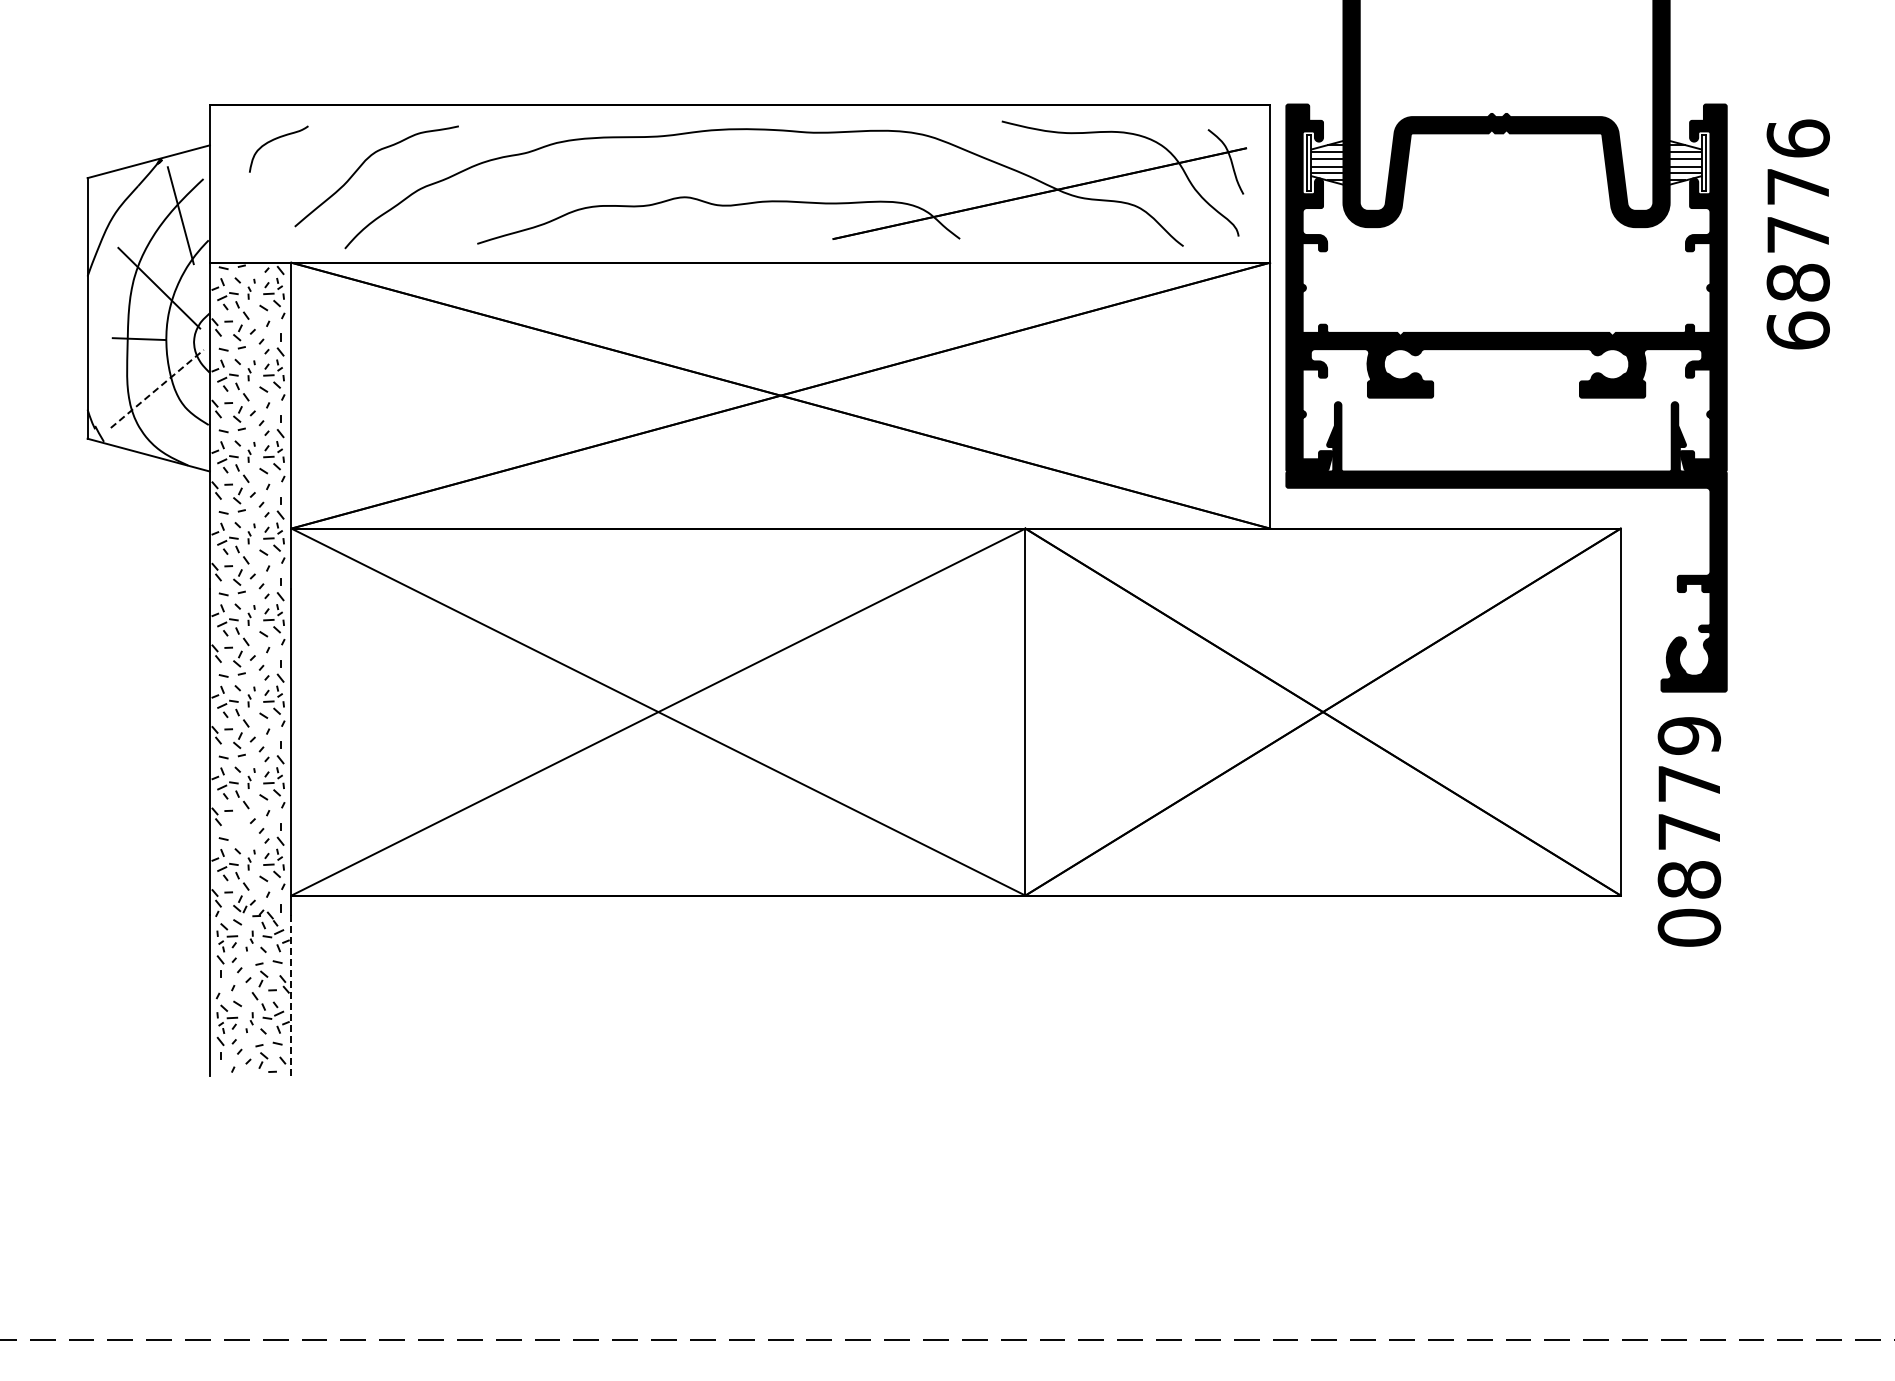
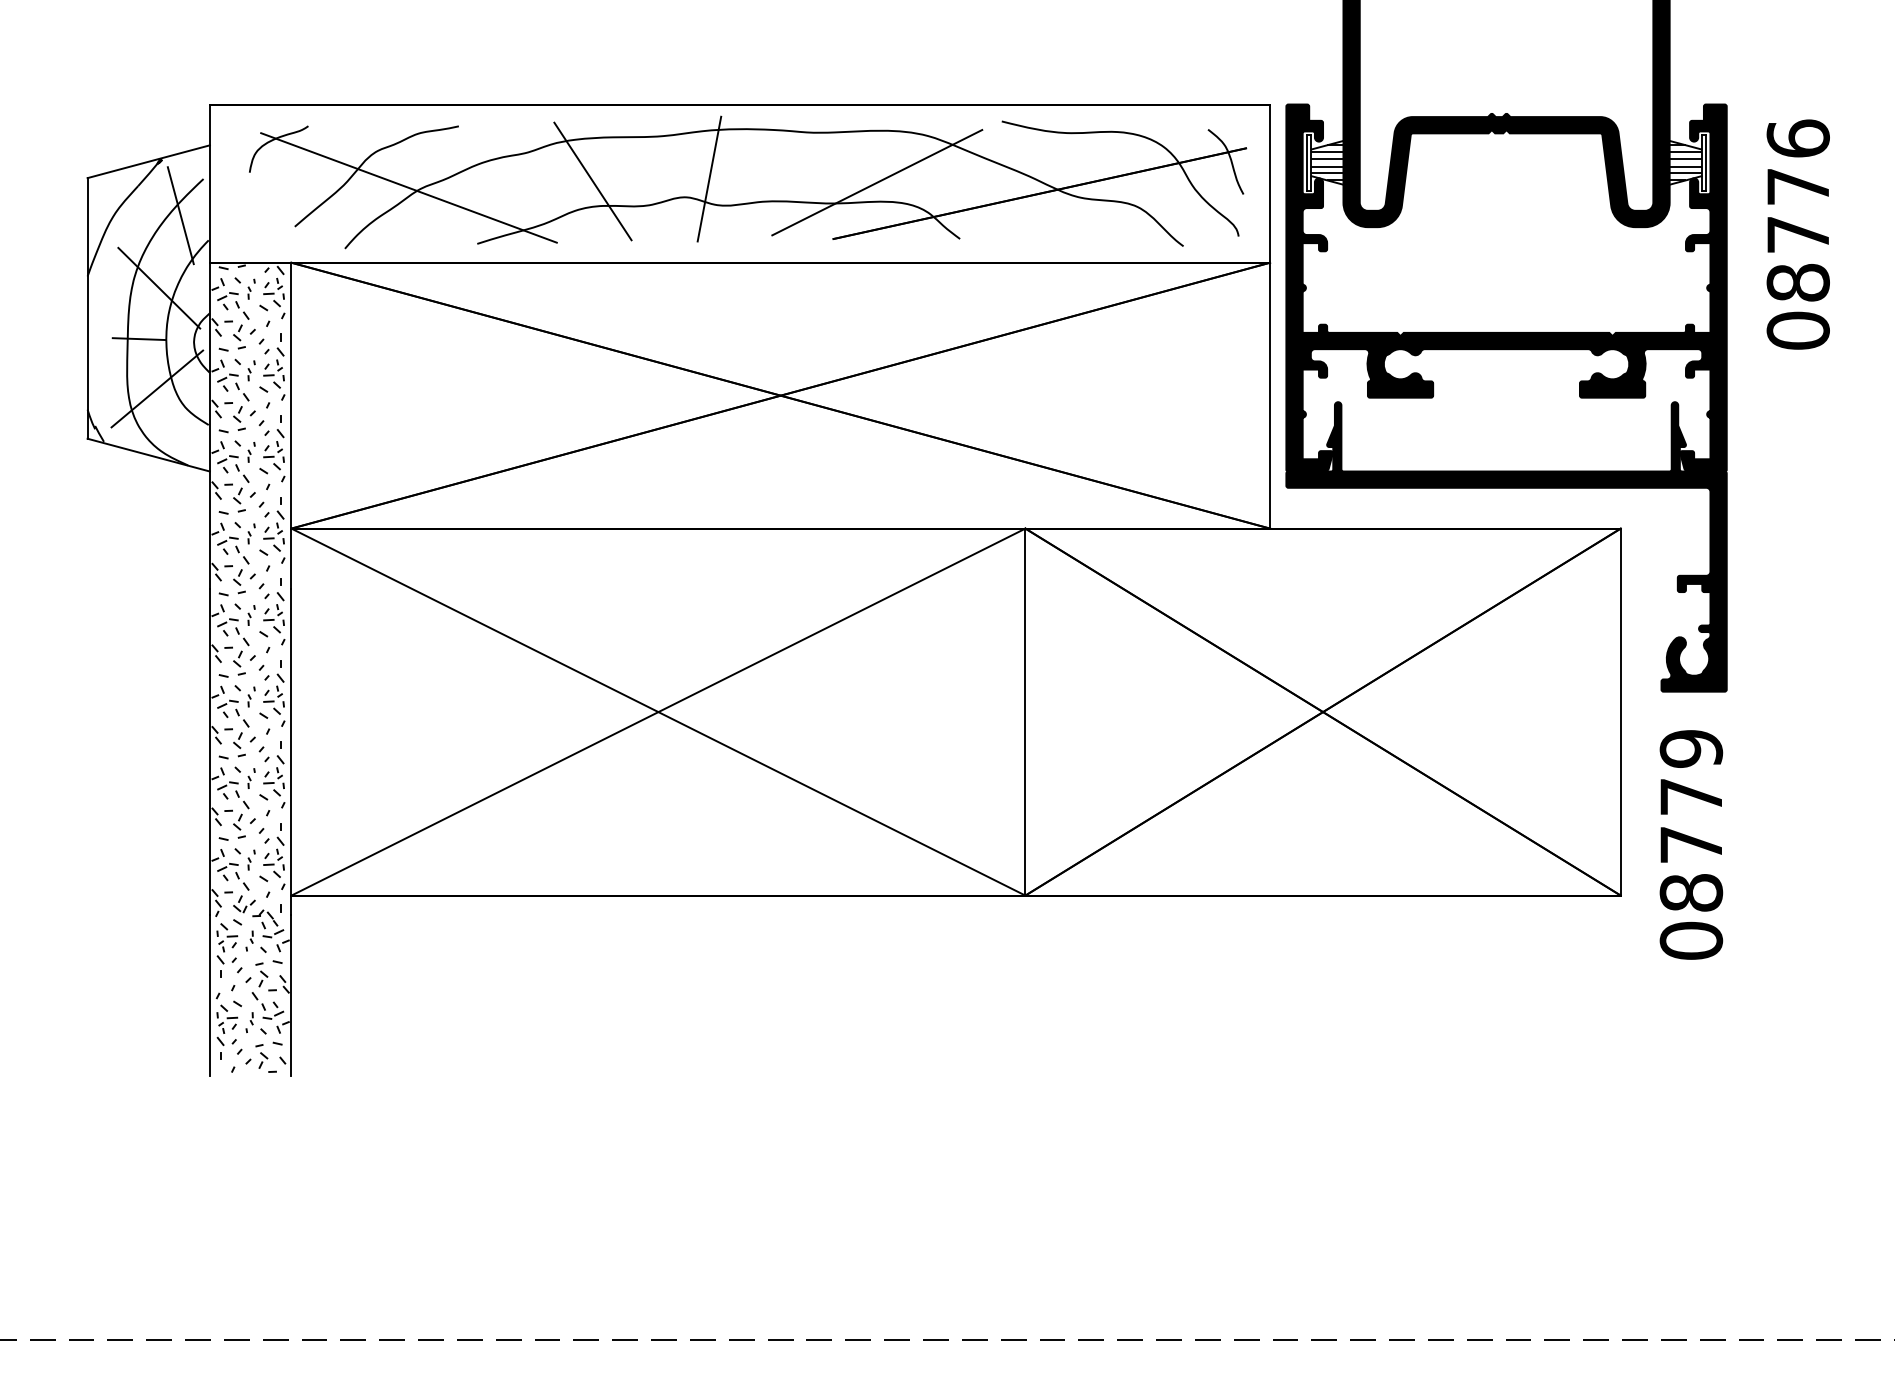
line: none -> present (709, 178)
line: none -> present (592, 181)
line: none -> present (877, 182)
line: none -> present (408, 187)
text: 68776 -> 08776 (1797, 330)
line: dashed -> solid (157, 388)
part: none -> present (239, 825)
text position: (1689, 831) -> (1691, 844) (1691, 844)
line: dashed -> solid (291, 994)
